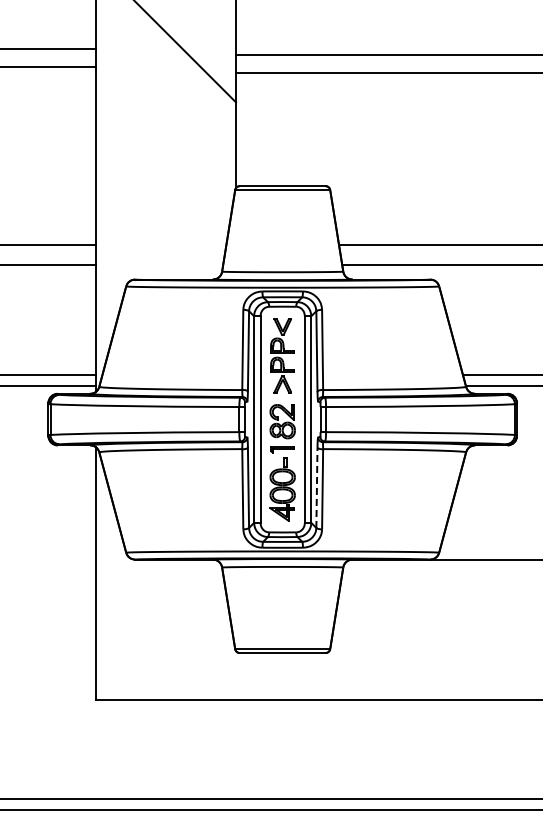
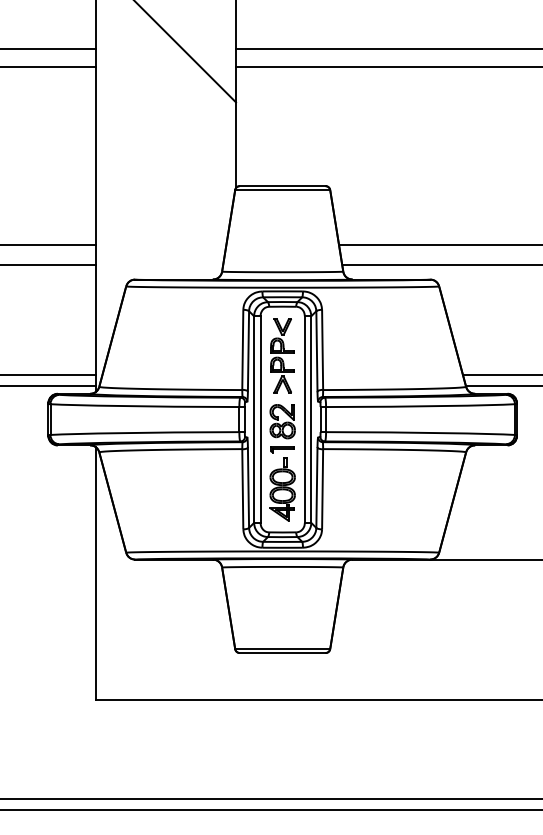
line position: (387, 55) -> (387, 49) (387, 49)
line position: (387, 72) -> (387, 66) (387, 66)
line: dashed -> solid (316, 487)
